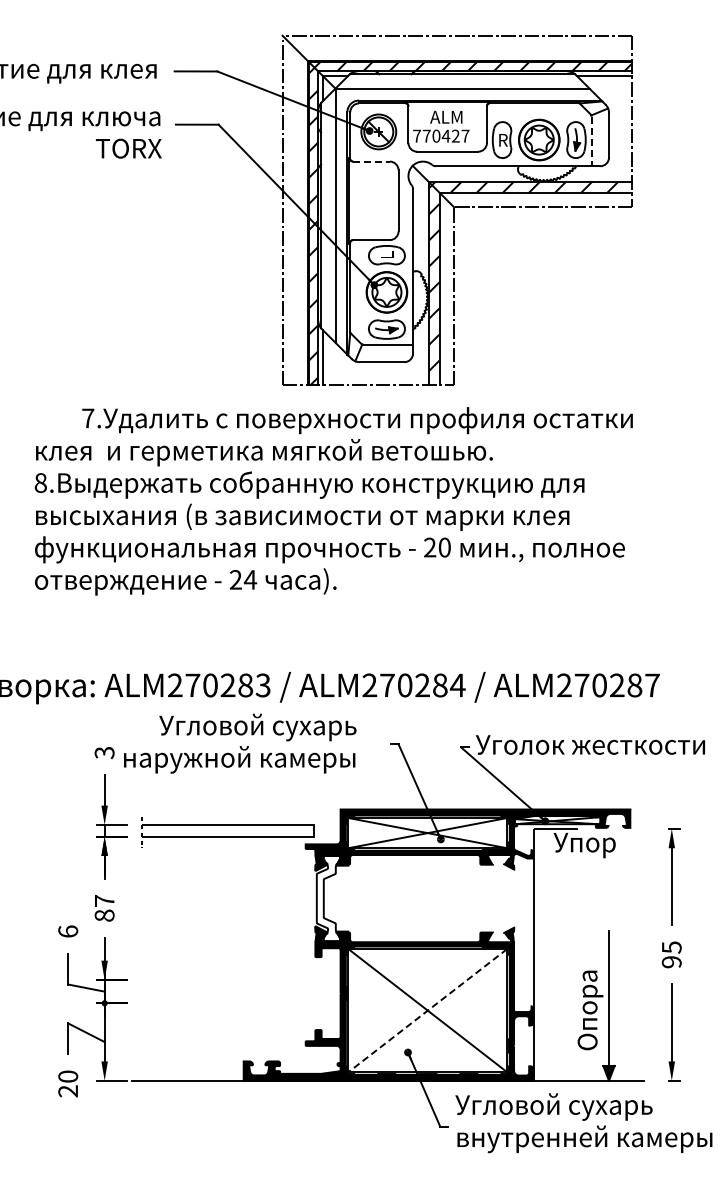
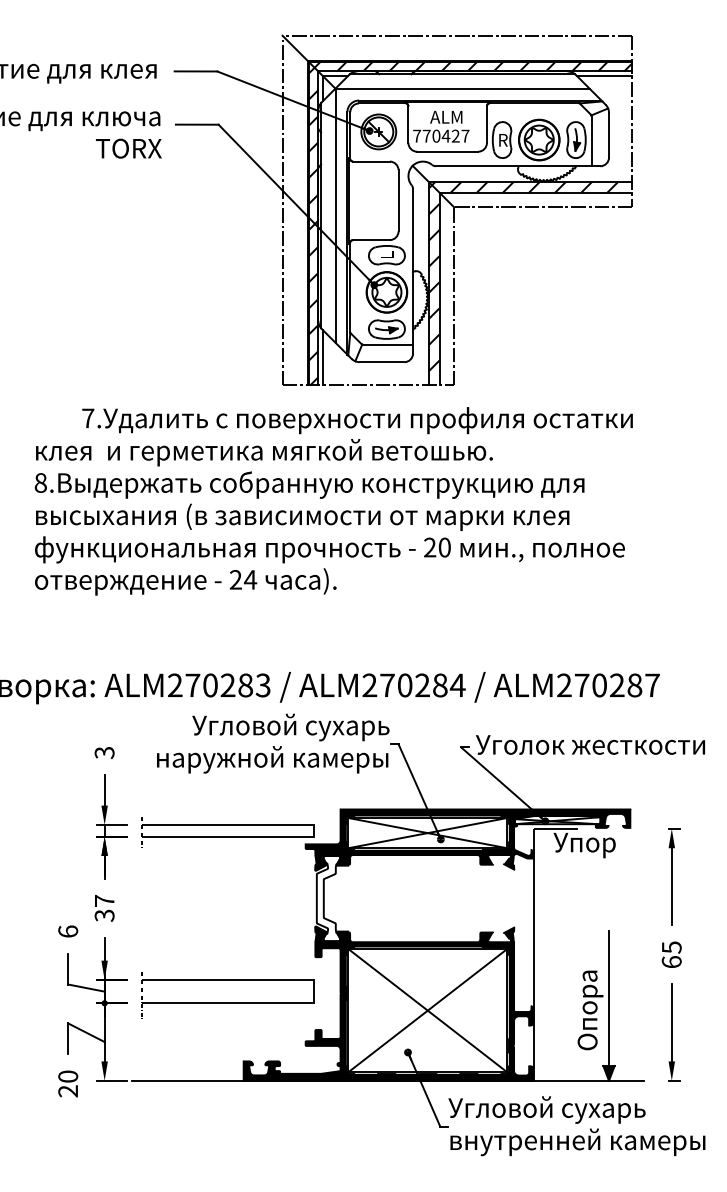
line: dashed -> solid (591, 141)
line: dashed -> solid (372, 161)
text position: (240, 743) -> (273, 743) (273, 743)
text: 87 -> 37 (104, 915)
text: 95 -> 65 (671, 962)
part: none -> present (227, 1002)
line: dashed -> solid (427, 1010)
text position: (583, 1123) -> (576, 1126) (576, 1126)
